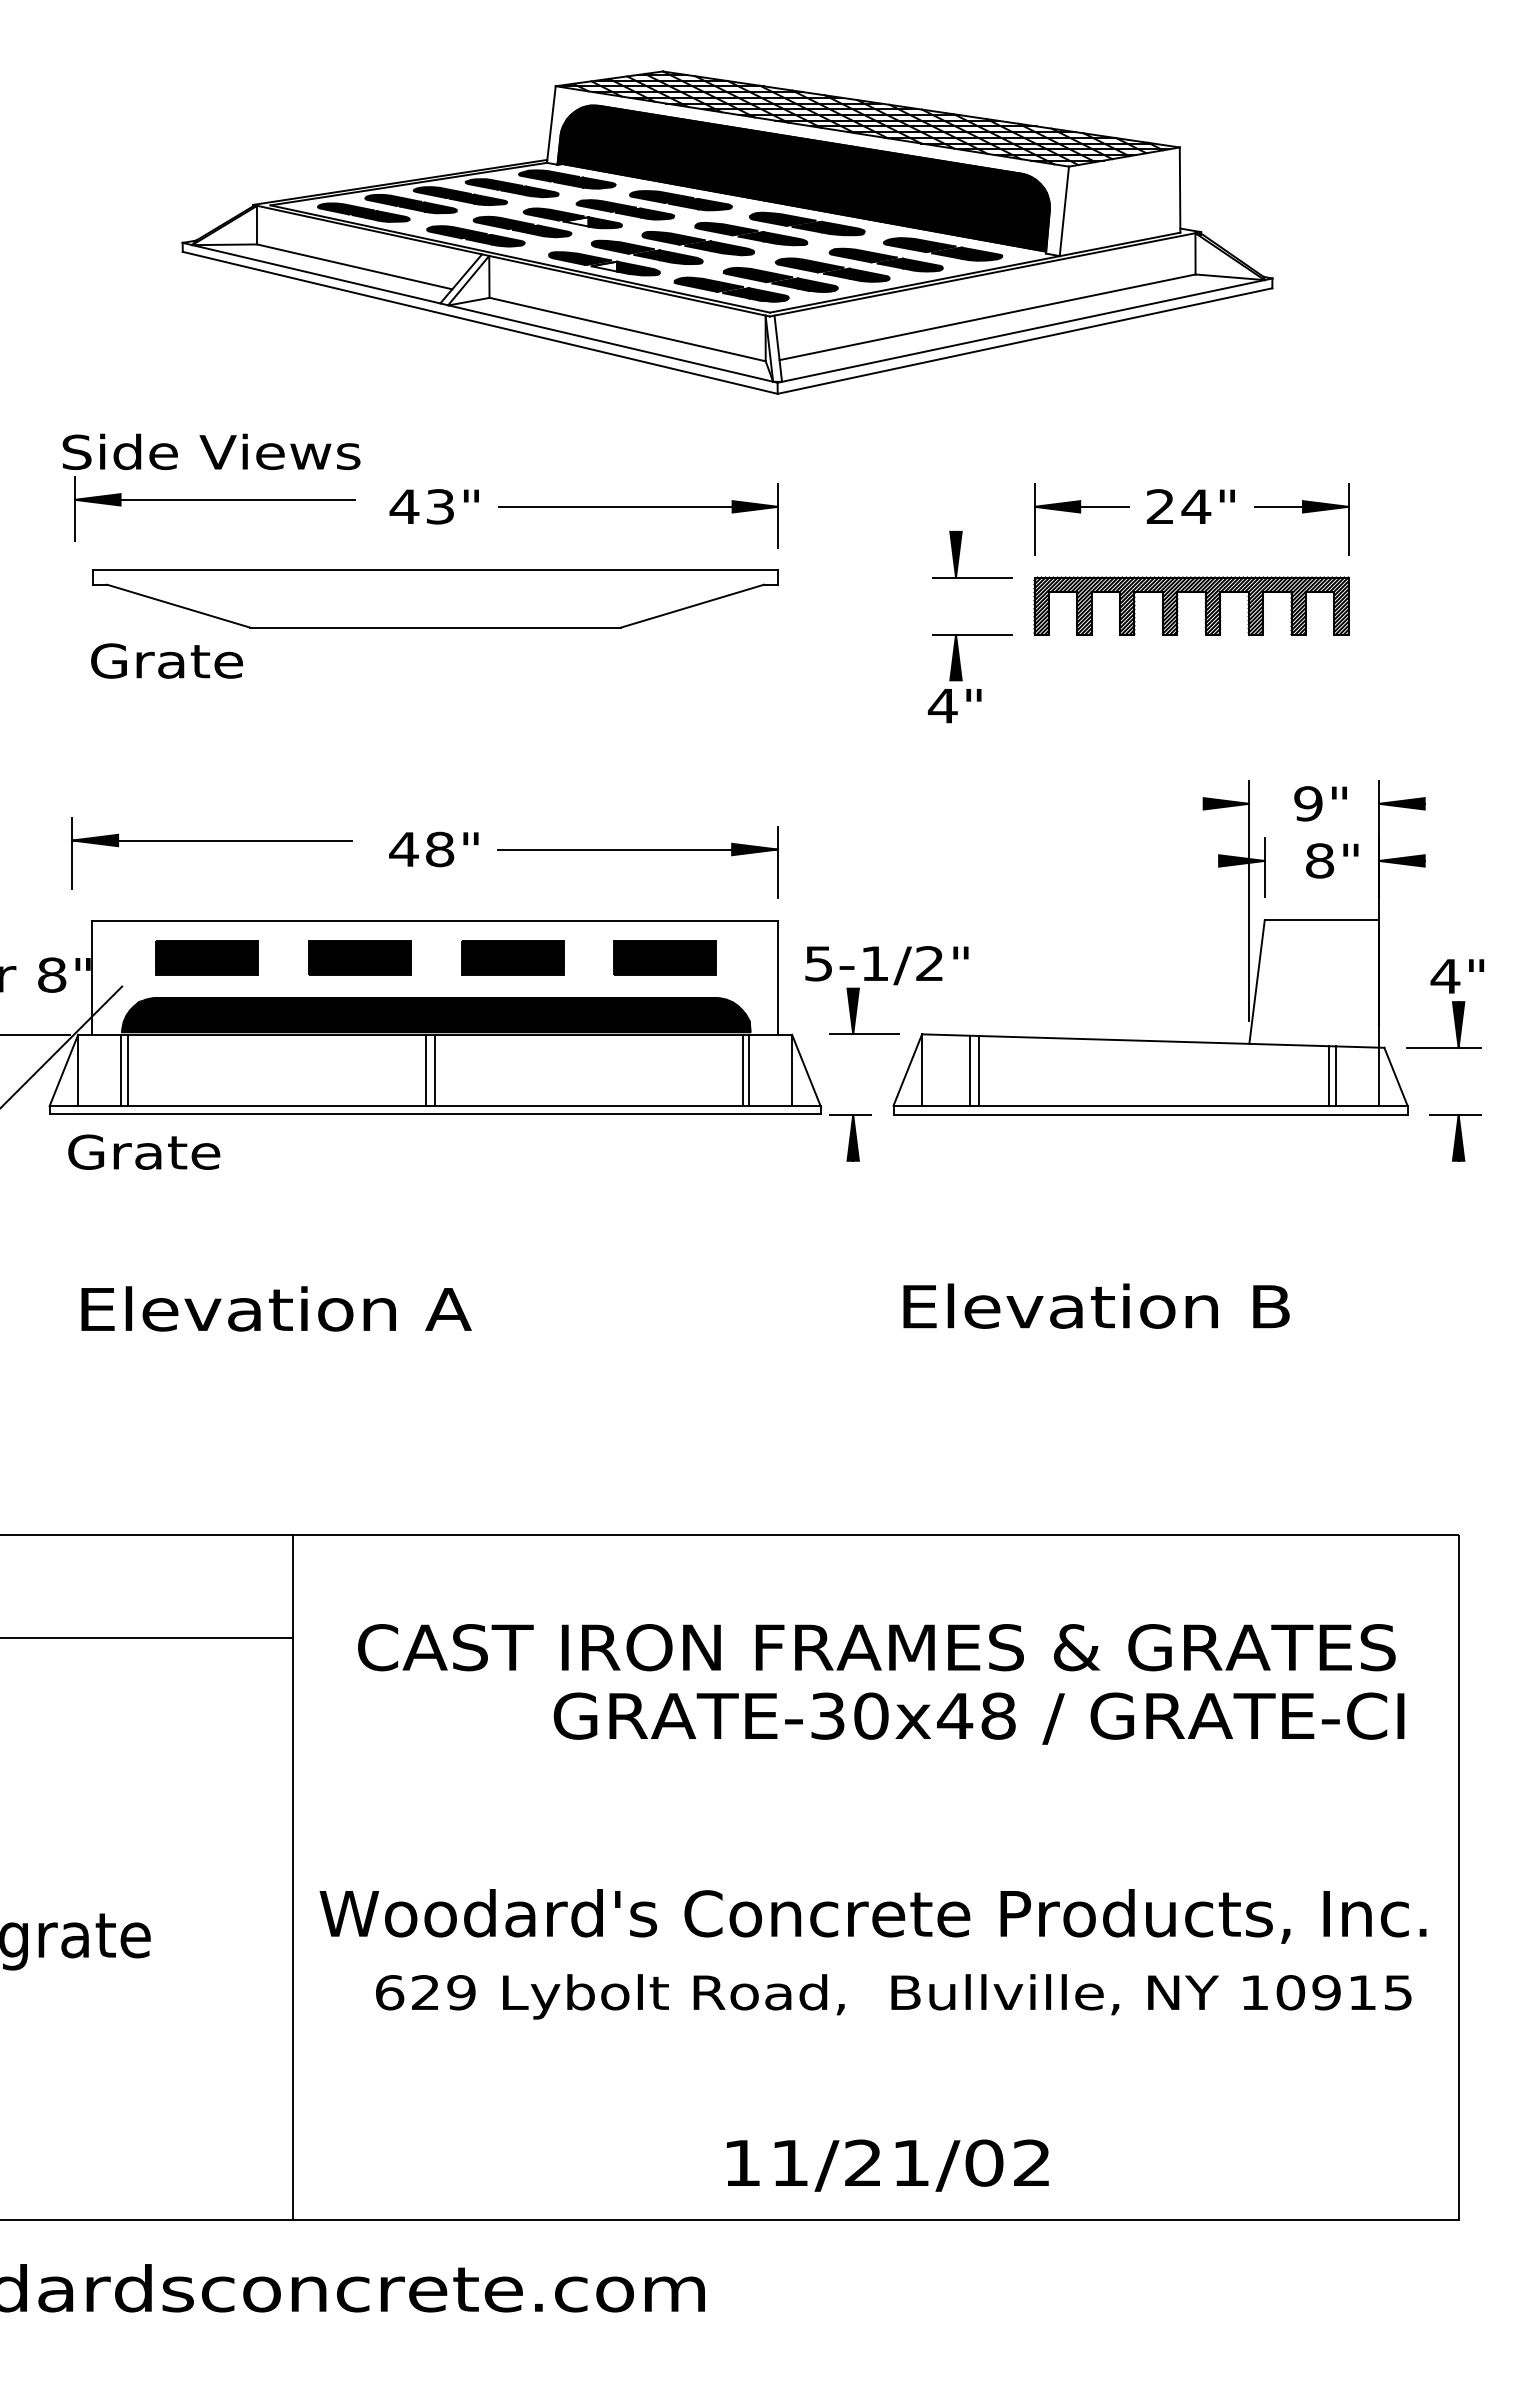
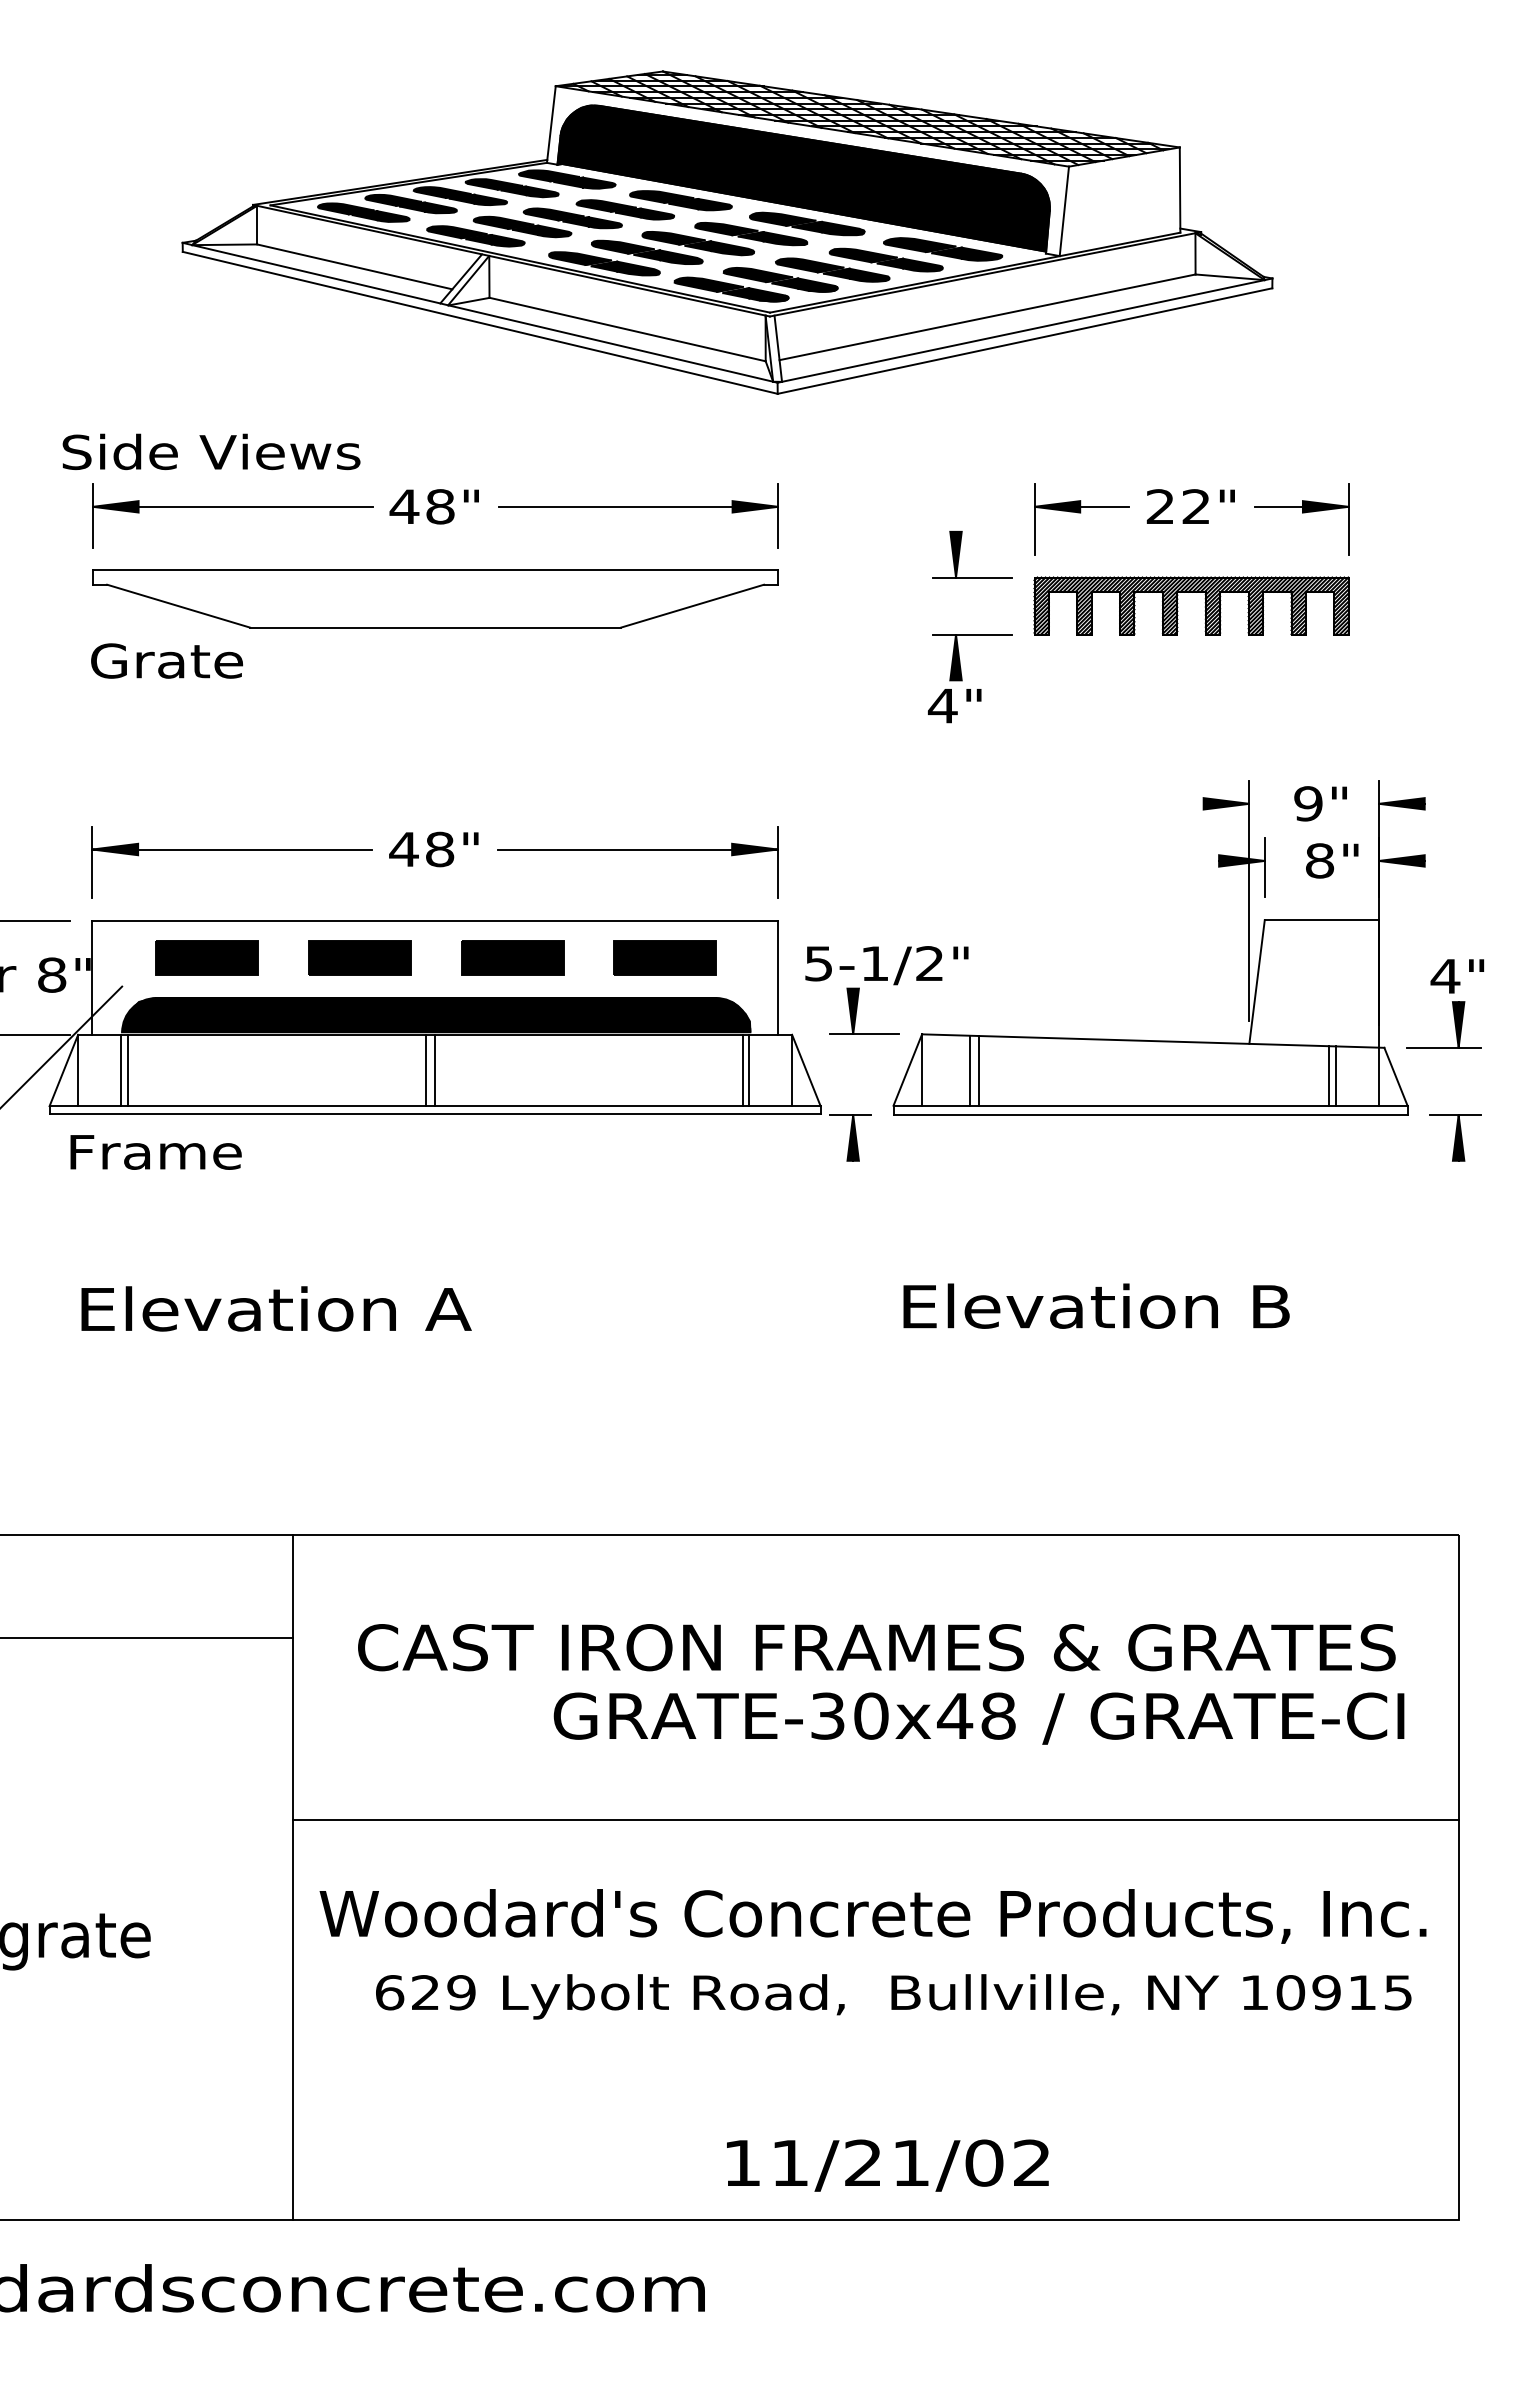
fill: none -> present (575, 221)
fill: none -> present (604, 266)
part position: (214, 500) -> (232, 507) (232, 507)
text: 43" -> 48" (440, 506)
text: 24" -> 22" (1196, 506)
part position: (211, 841) -> (231, 850) (231, 850)
line: none -> present (35, 920)
text: Grate -> Frame (154, 1151)
line: none -> present (875, 1820)
